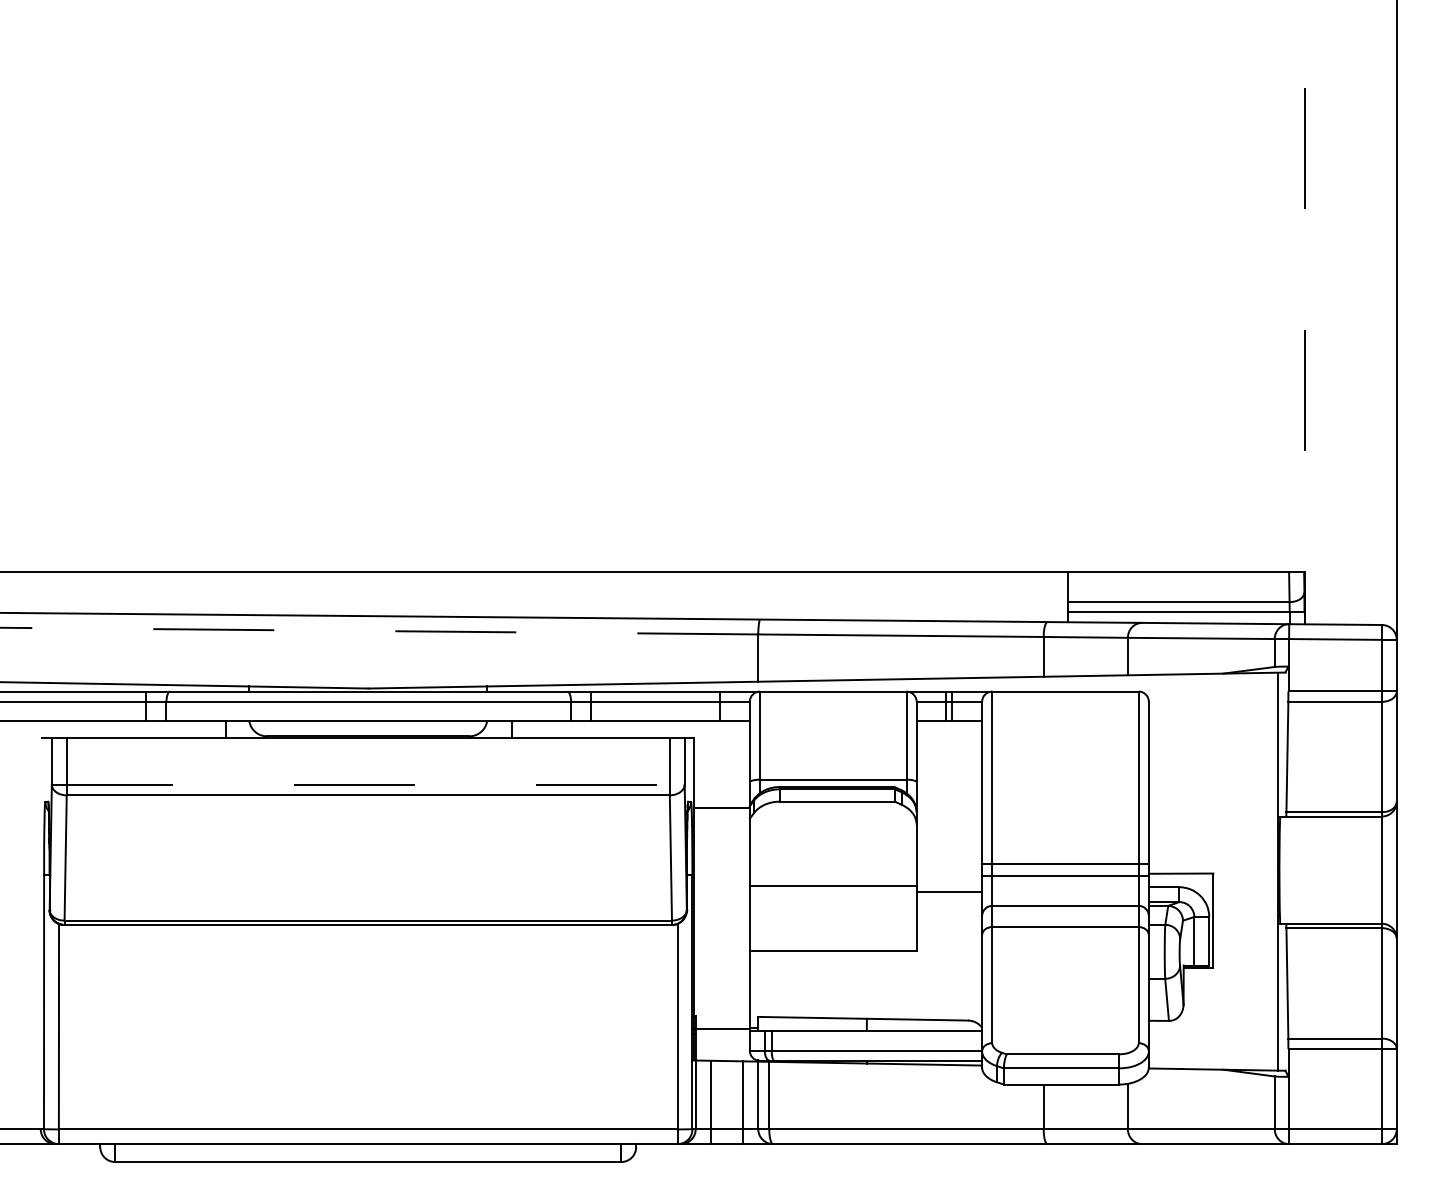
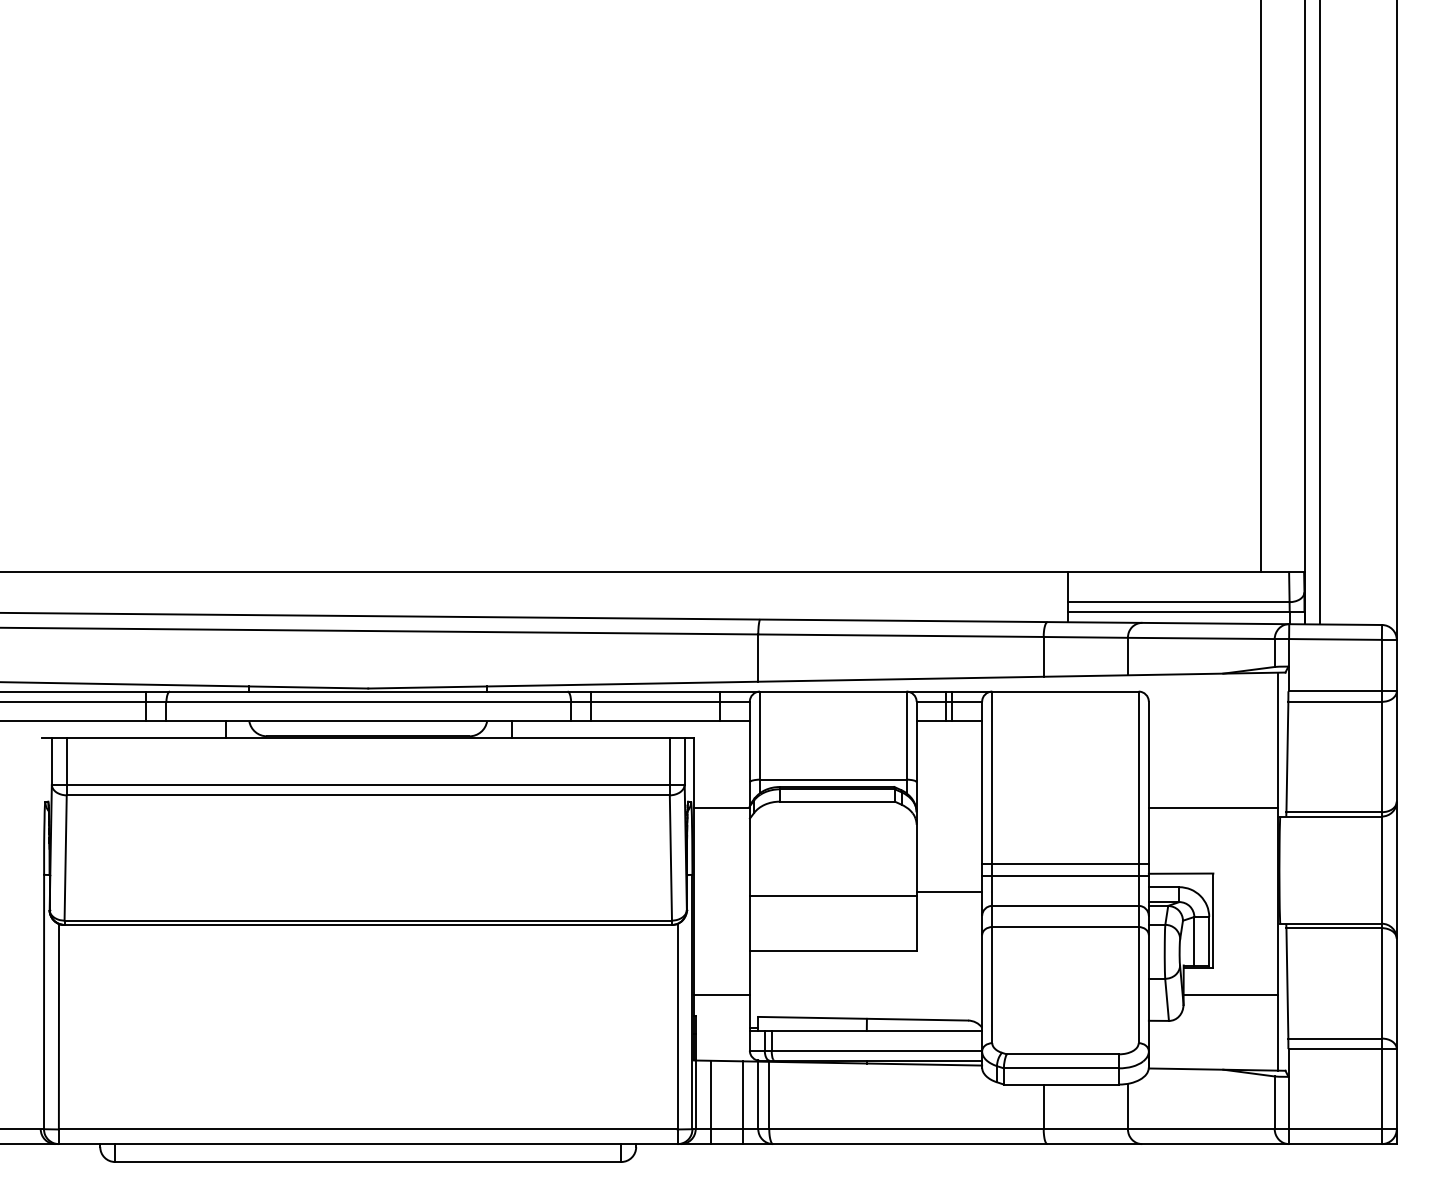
line: none -> present (1260, 287)
line: dashed -> solid (1305, 287)
line: none -> present (1320, 313)
line: dashed -> solid (379, 631)
line: dashed -> solid (368, 784)
line: none -> present (1212, 807)
line position: (832, 886) -> (832, 896) (832, 896)
line: none -> present (1230, 995)
line position: (721, 1029) -> (721, 995) (721, 995)
